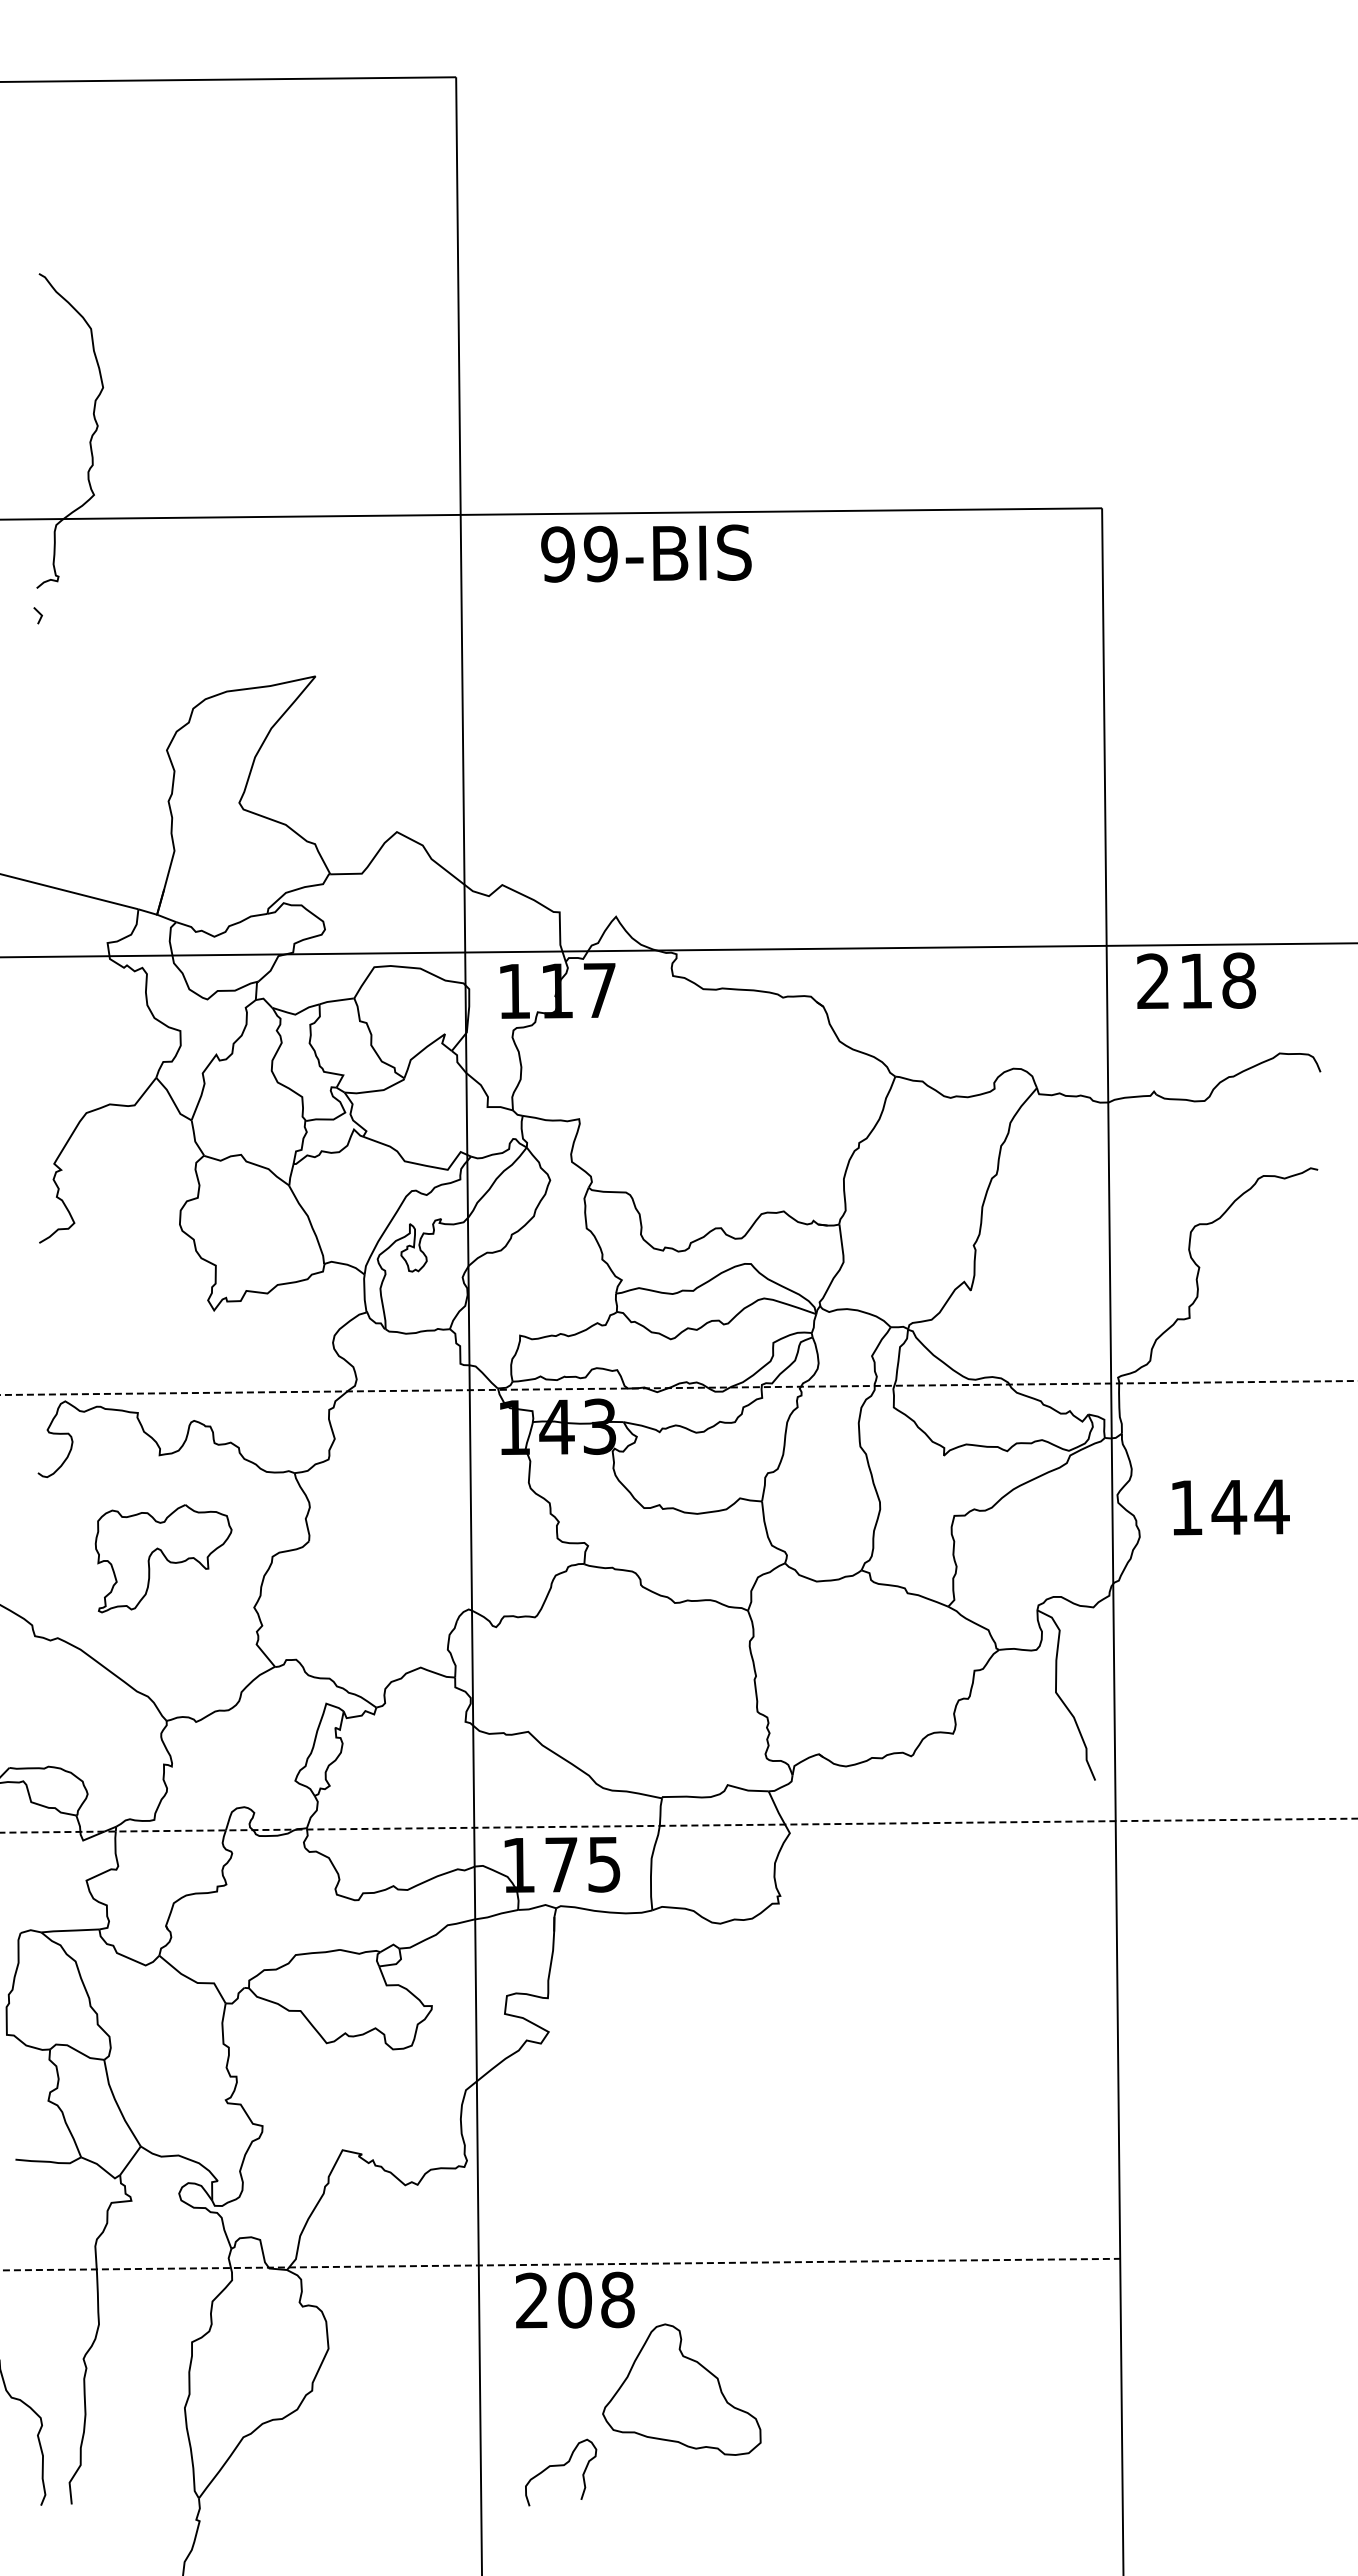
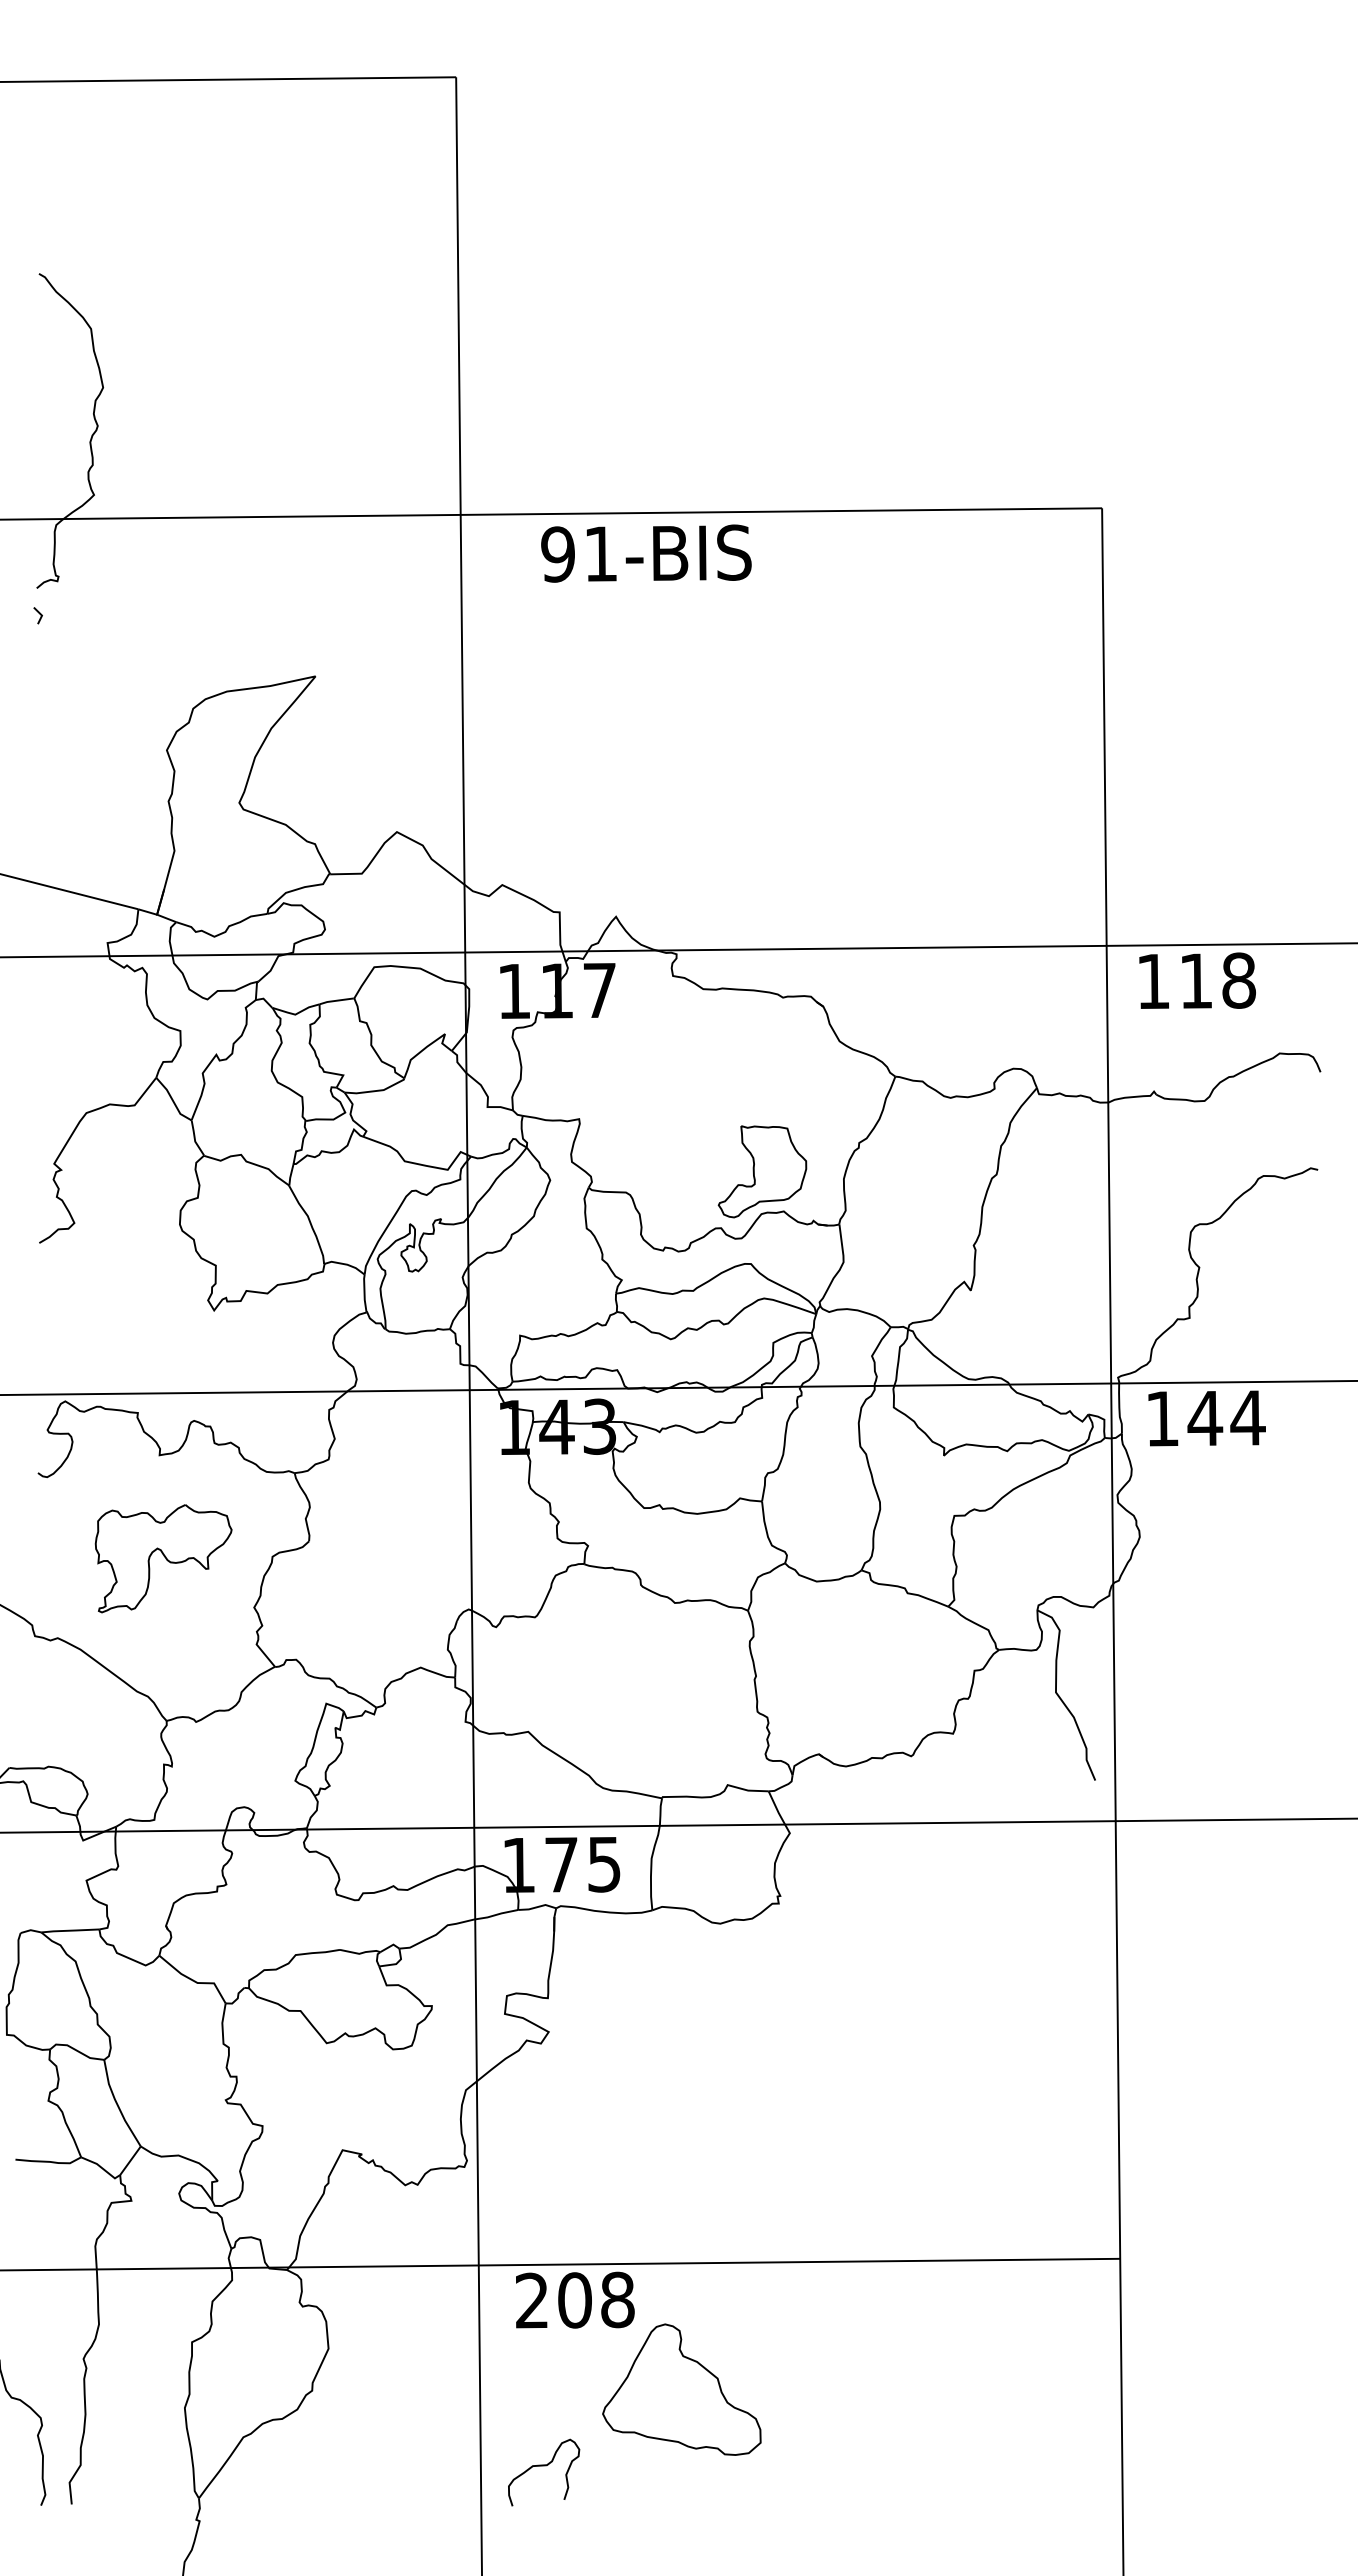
text: 99-BIS -> 91-BIS (600, 553)
text: 218 -> 118 (1152, 980)
part: none -> present (762, 1171)
line: dashed -> solid (679, 1388)
text position: (1230, 1507) -> (1206, 1418) (1206, 1418)
line: dashed -> solid (679, 1825)
line: dashed -> solid (560, 2264)
curve position: (561, 2466) -> (544, 2466) (544, 2466)
